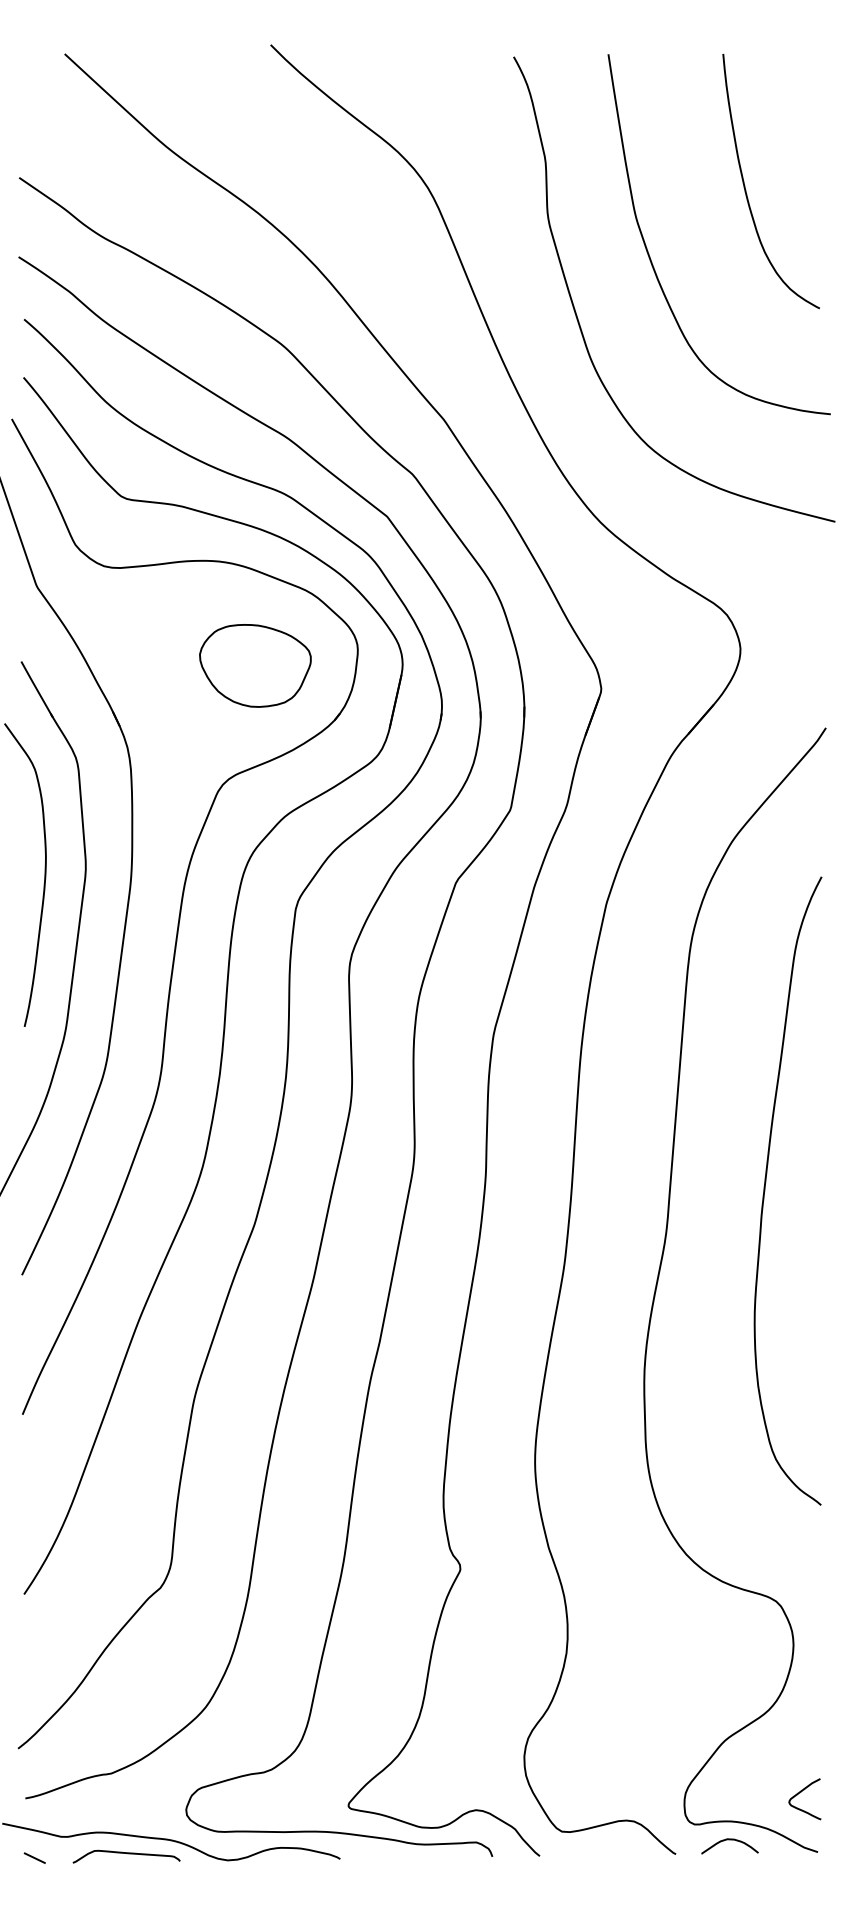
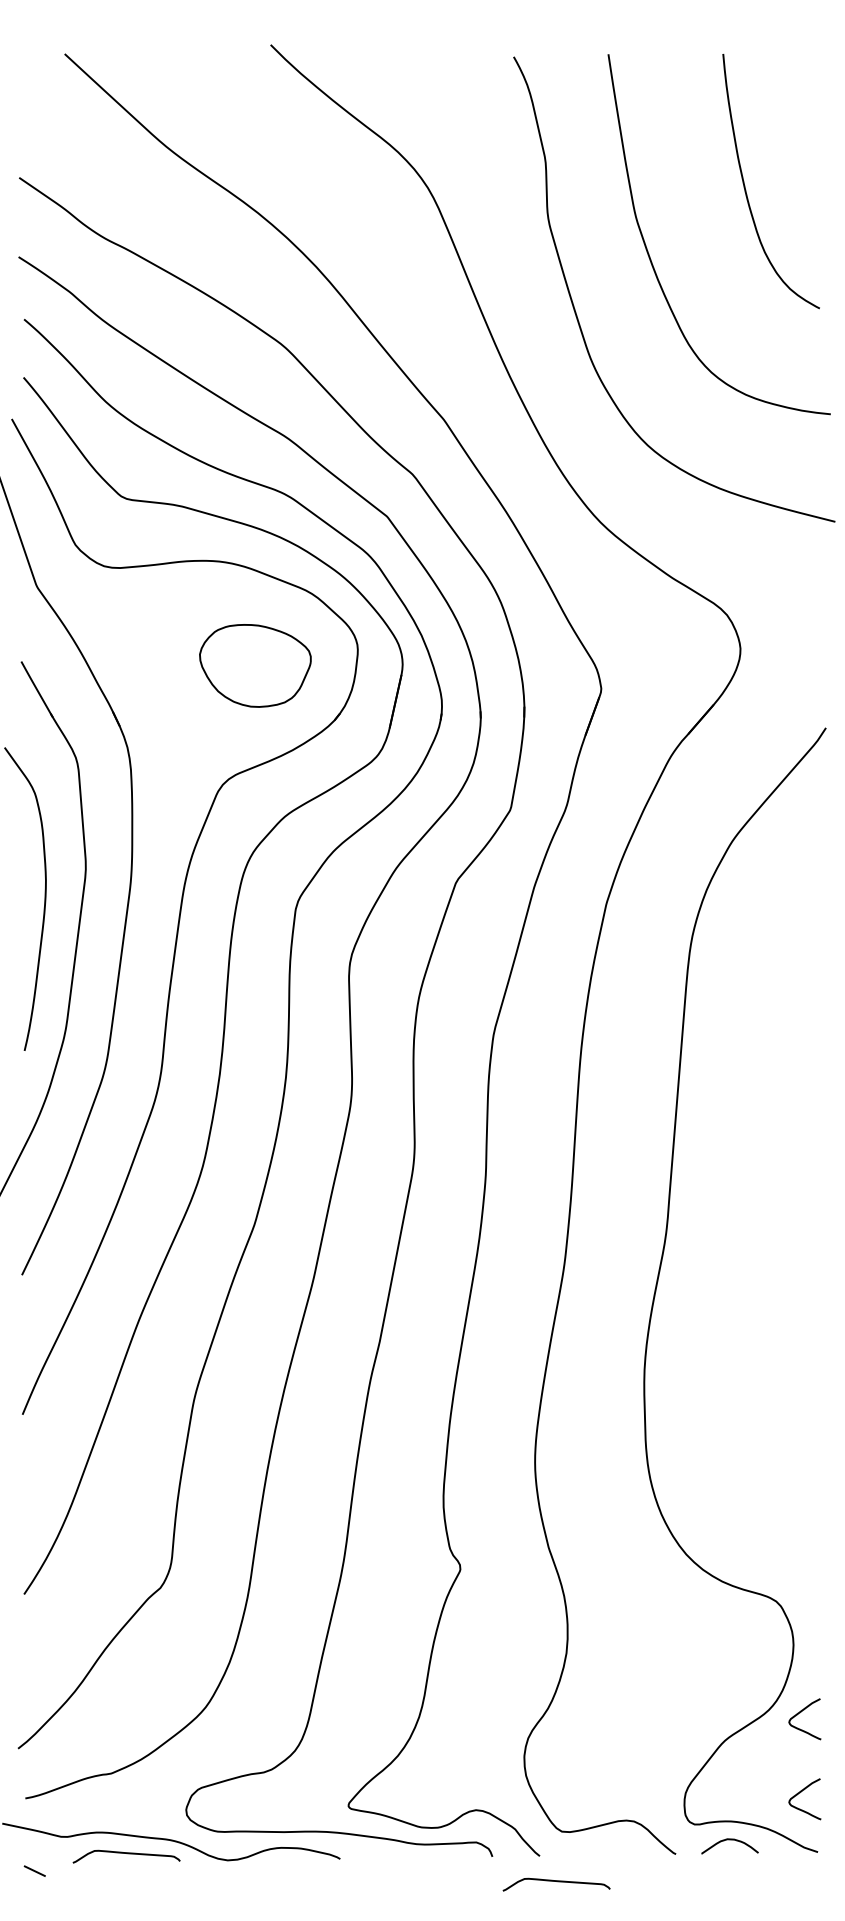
curve position: (44, 874) -> (44, 898) (44, 898)
curve: present -> none (765, 1190)
curve: none -> present (800, 1713)
line position: (34, 1857) -> (34, 1870) (34, 1870)
curve: none -> present (557, 1882)
